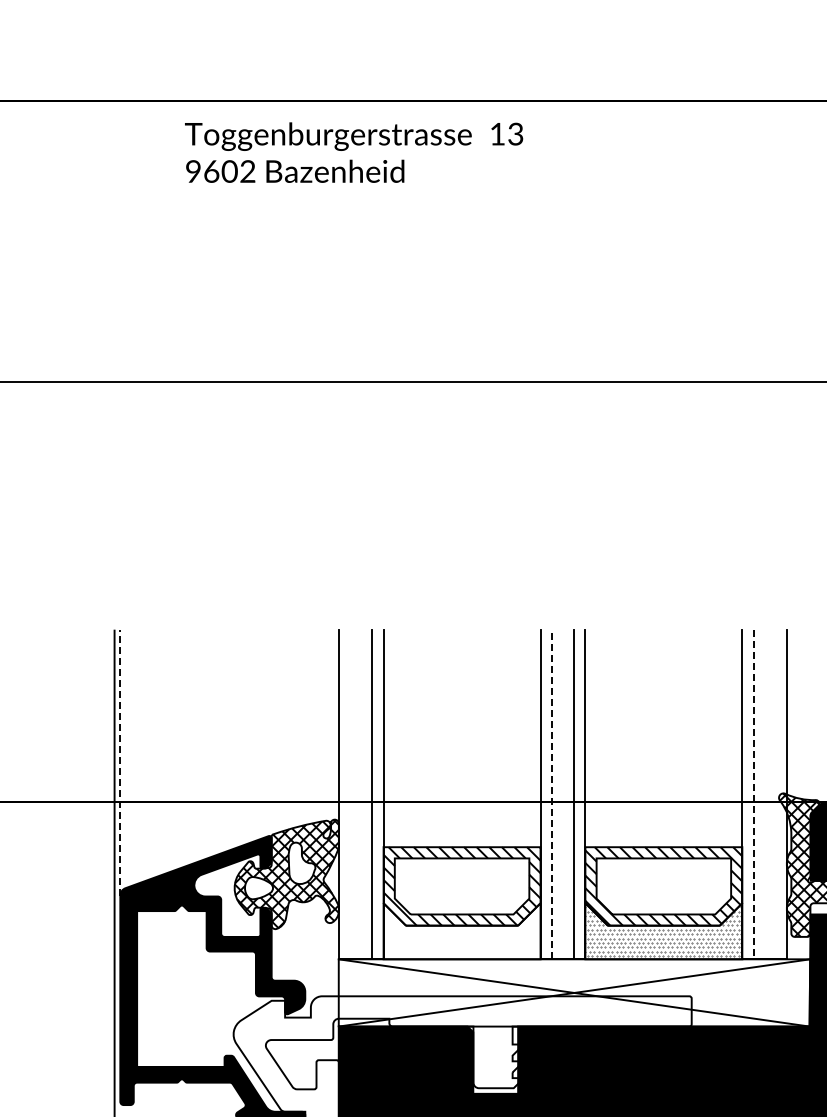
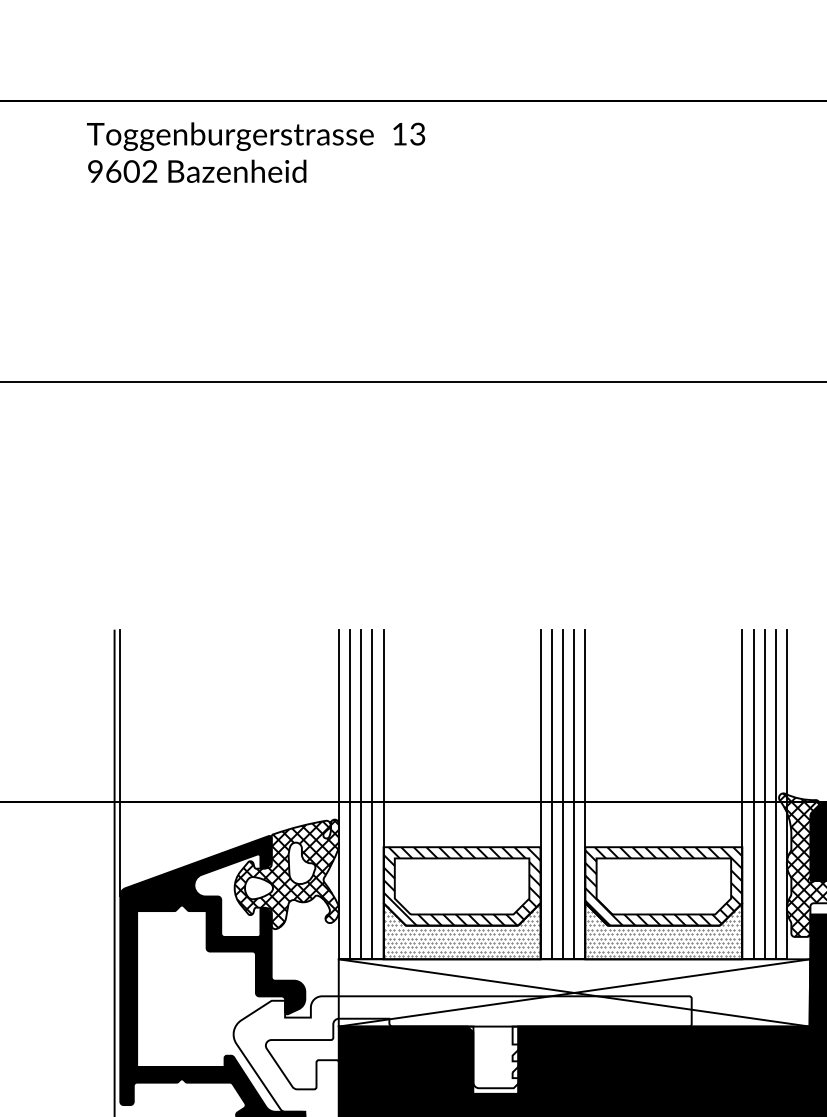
text position: (354, 152) -> (256, 152) (256, 152)
line: dashed -> solid (120, 762)
line: none -> present (349, 794)
line: none -> present (361, 794)
line: dashed -> solid (551, 794)
line: none -> present (562, 794)
line: dashed -> solid (753, 794)
line: none -> present (764, 794)
line: none -> present (775, 794)
hatch: none -> present (461, 931)
